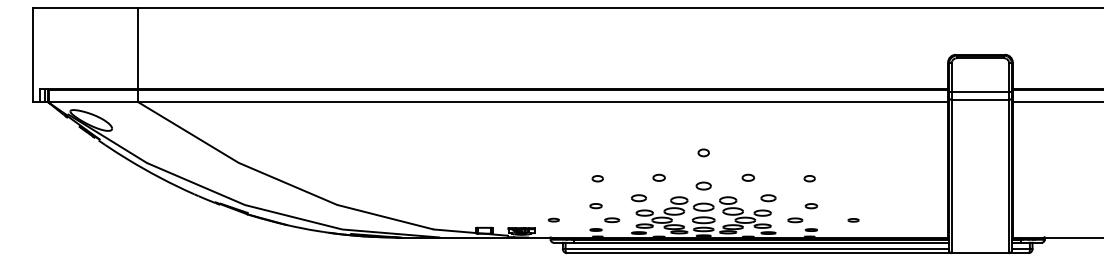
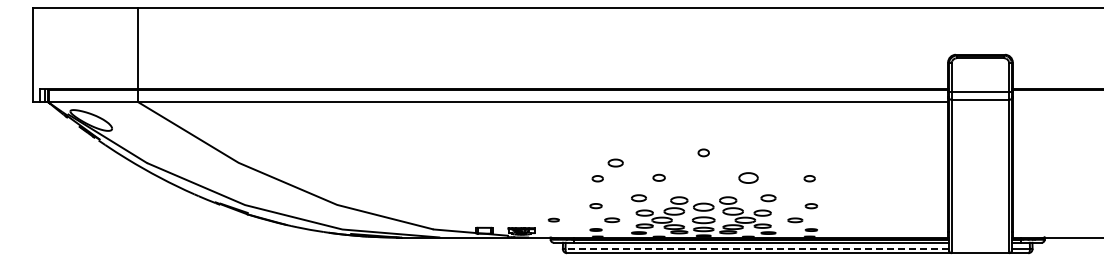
line: present -> none (1056, 101)
part size: 14x9 px -> 21x12 px (748, 177)
part position: (703, 185) -> (615, 162) (615, 162)
part: present -> none (853, 220)
line: solid -> dashed (757, 248)
